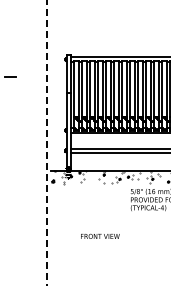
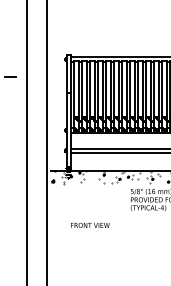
line: none -> present (26, 142)
line: dashed -> solid (47, 143)
text position: (100, 235) -> (90, 224) (90, 224)
